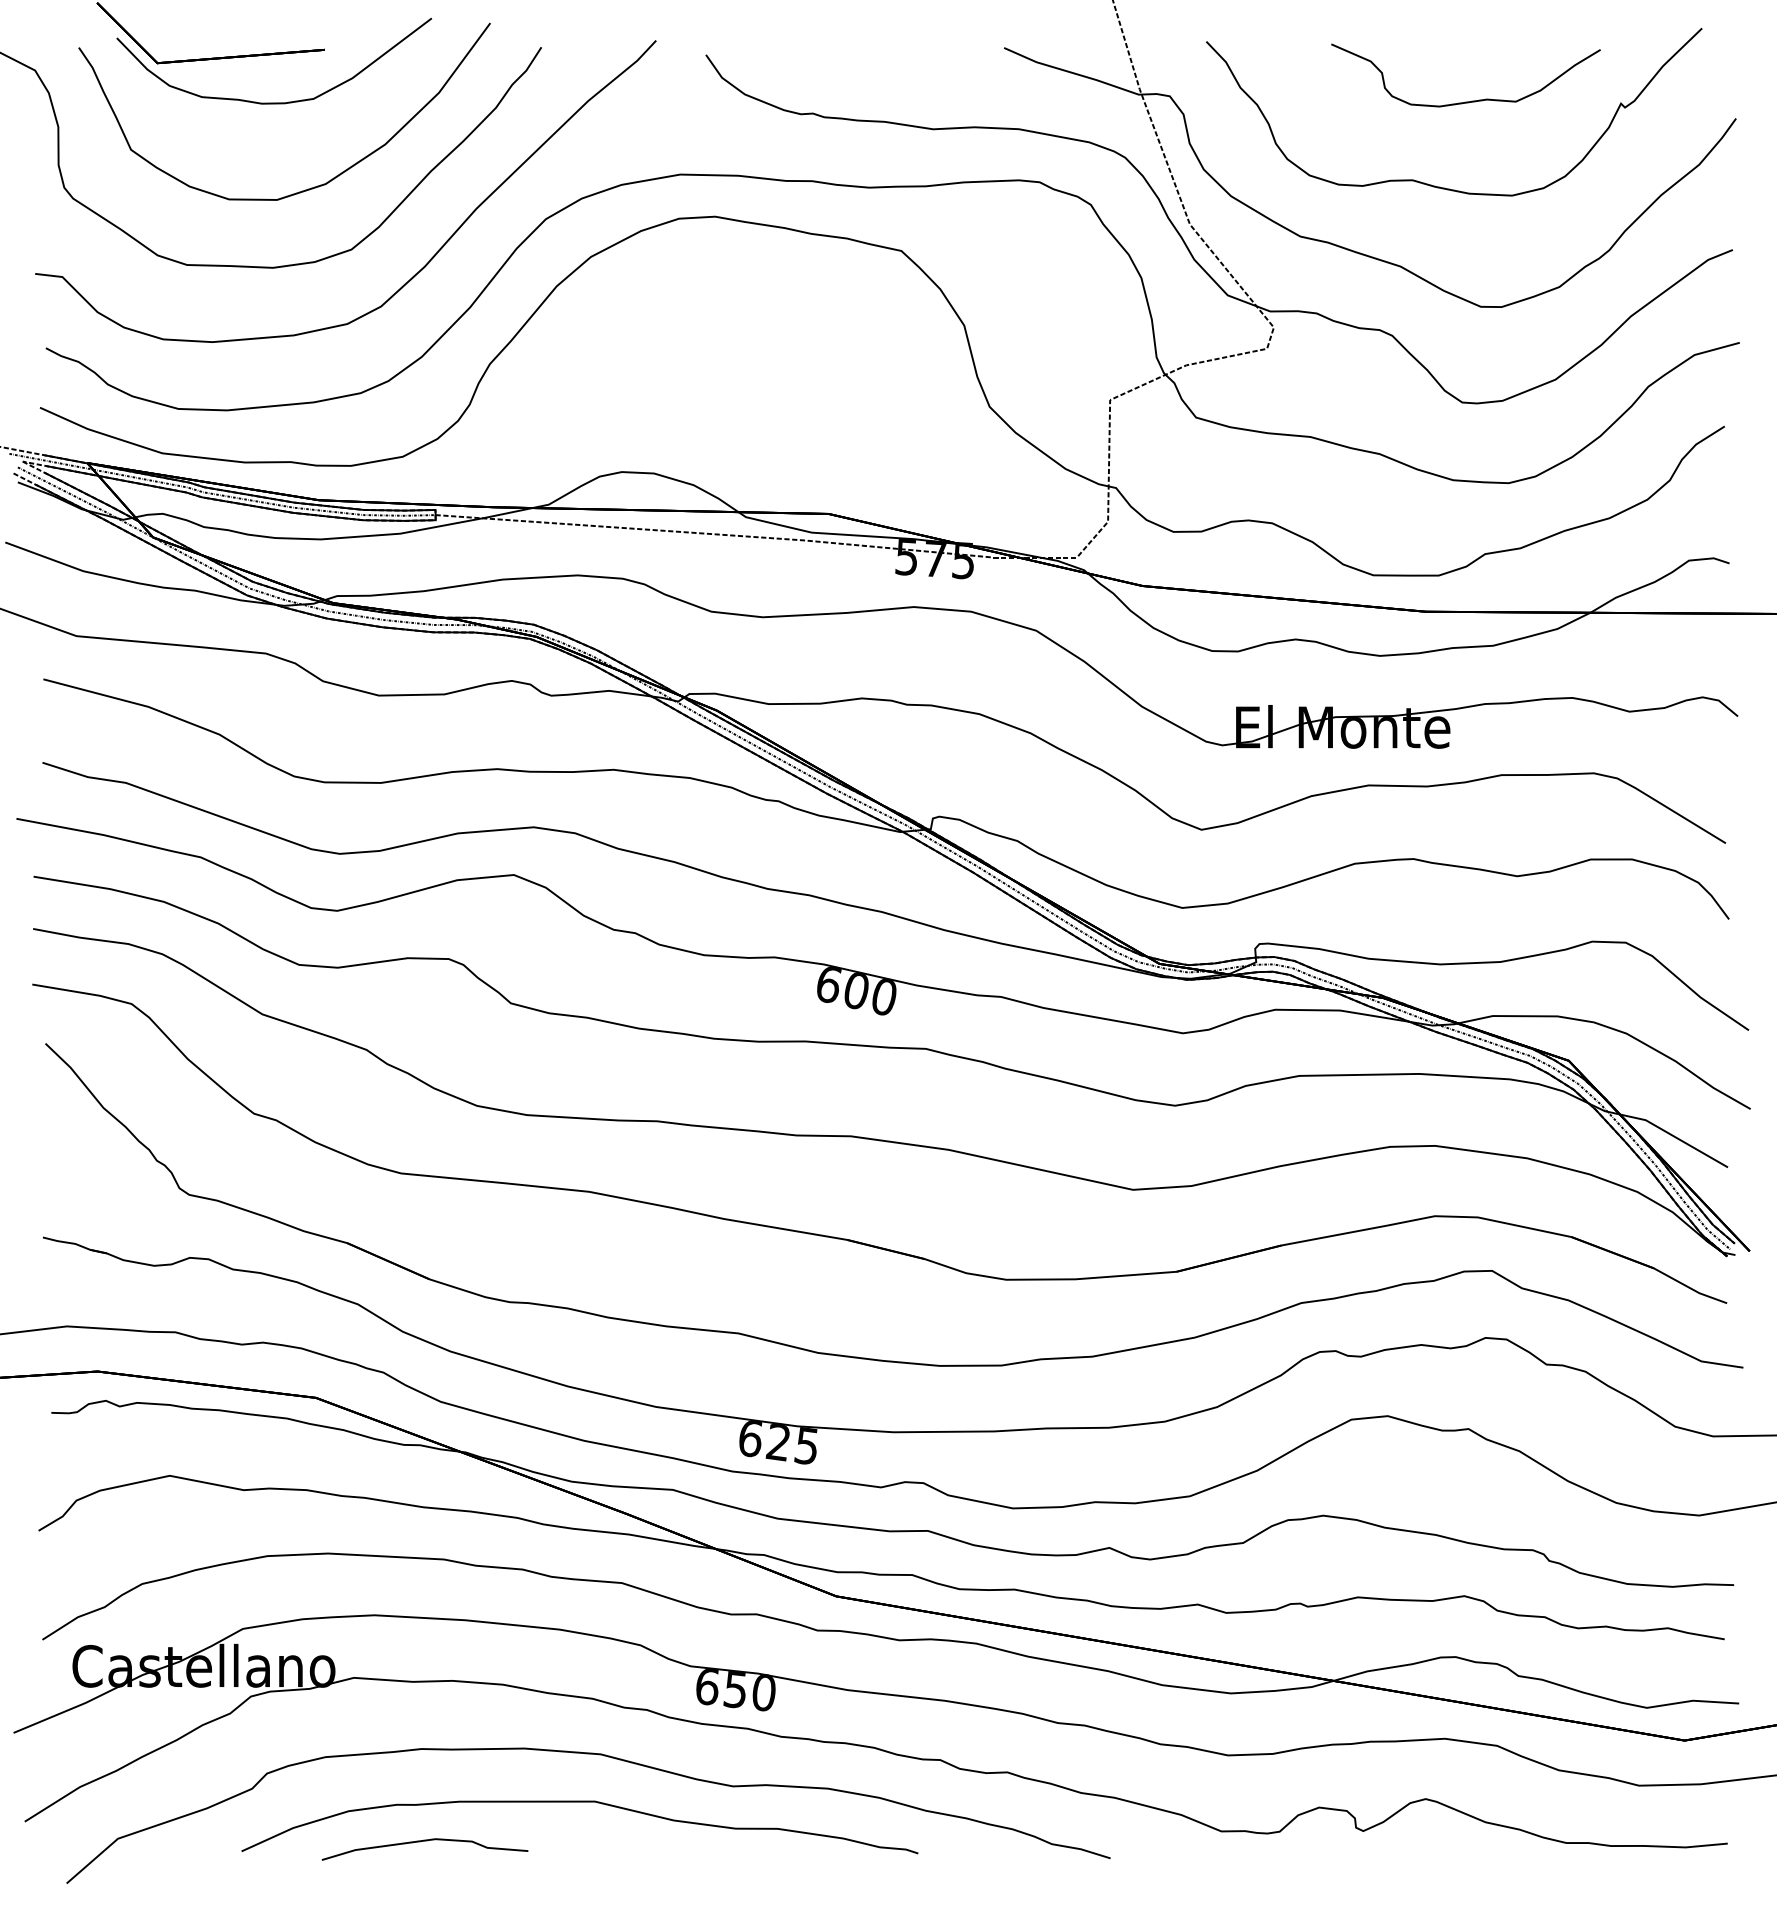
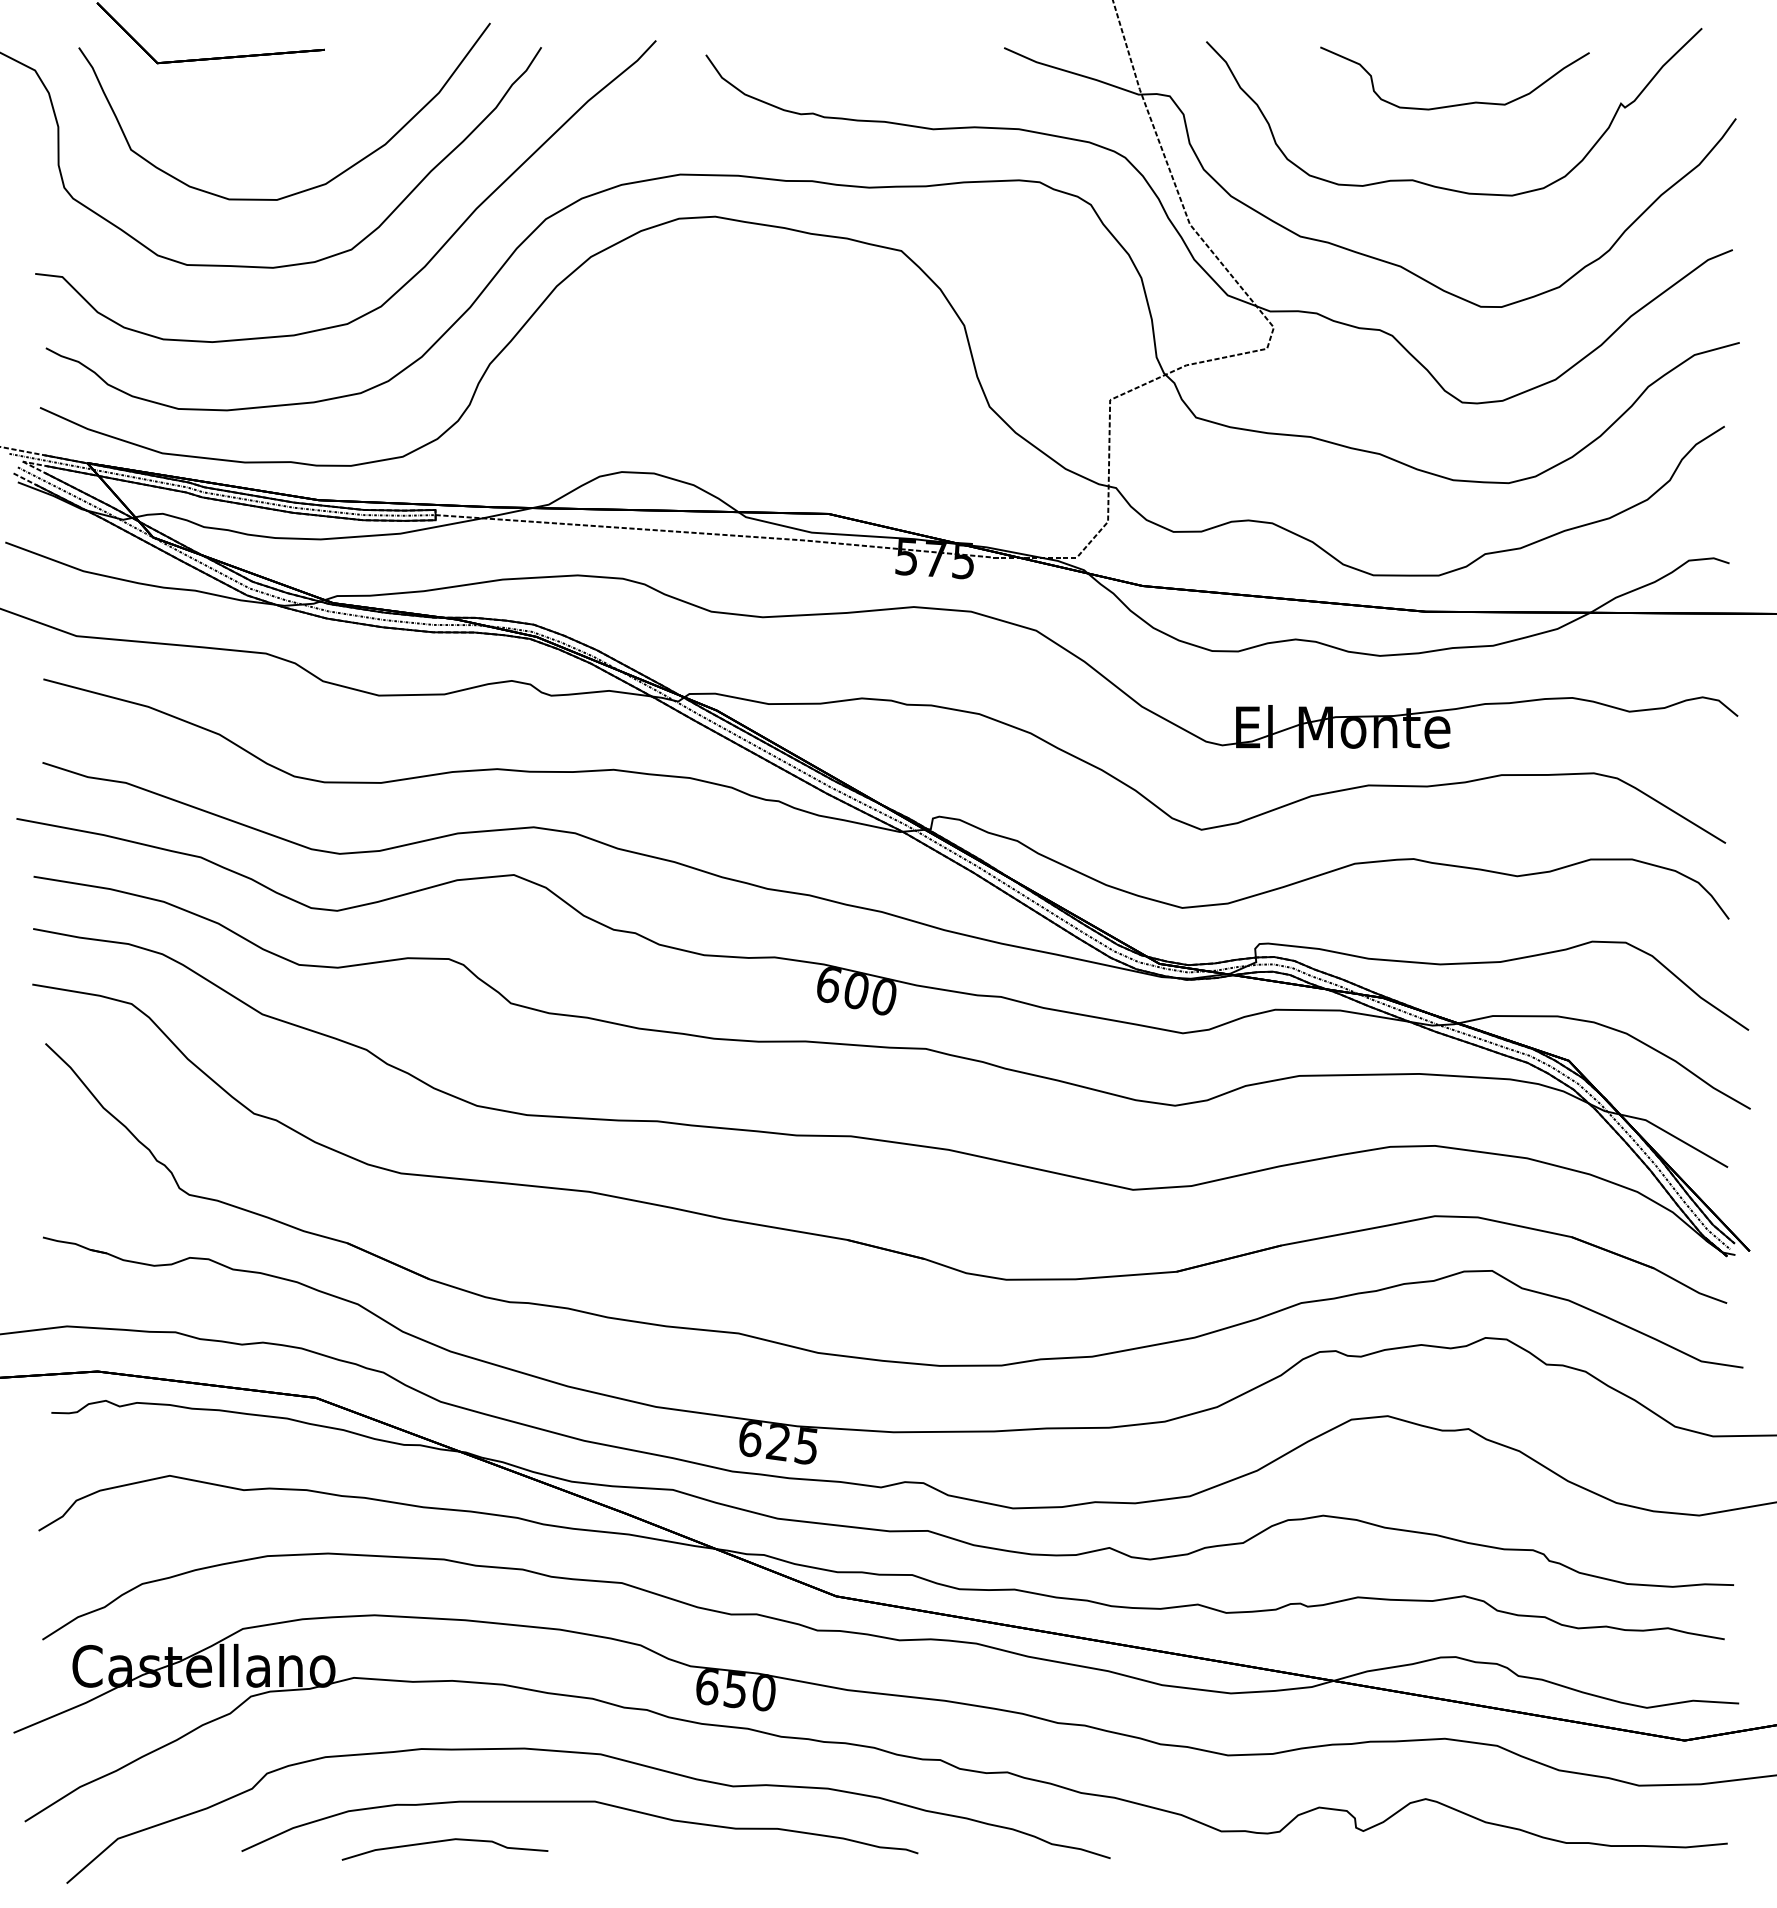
curve position: (1472, 100) -> (1461, 103) (1461, 103)
curve: present -> none (273, 102)
curve position: (424, 1841) -> (444, 1841) (444, 1841)
